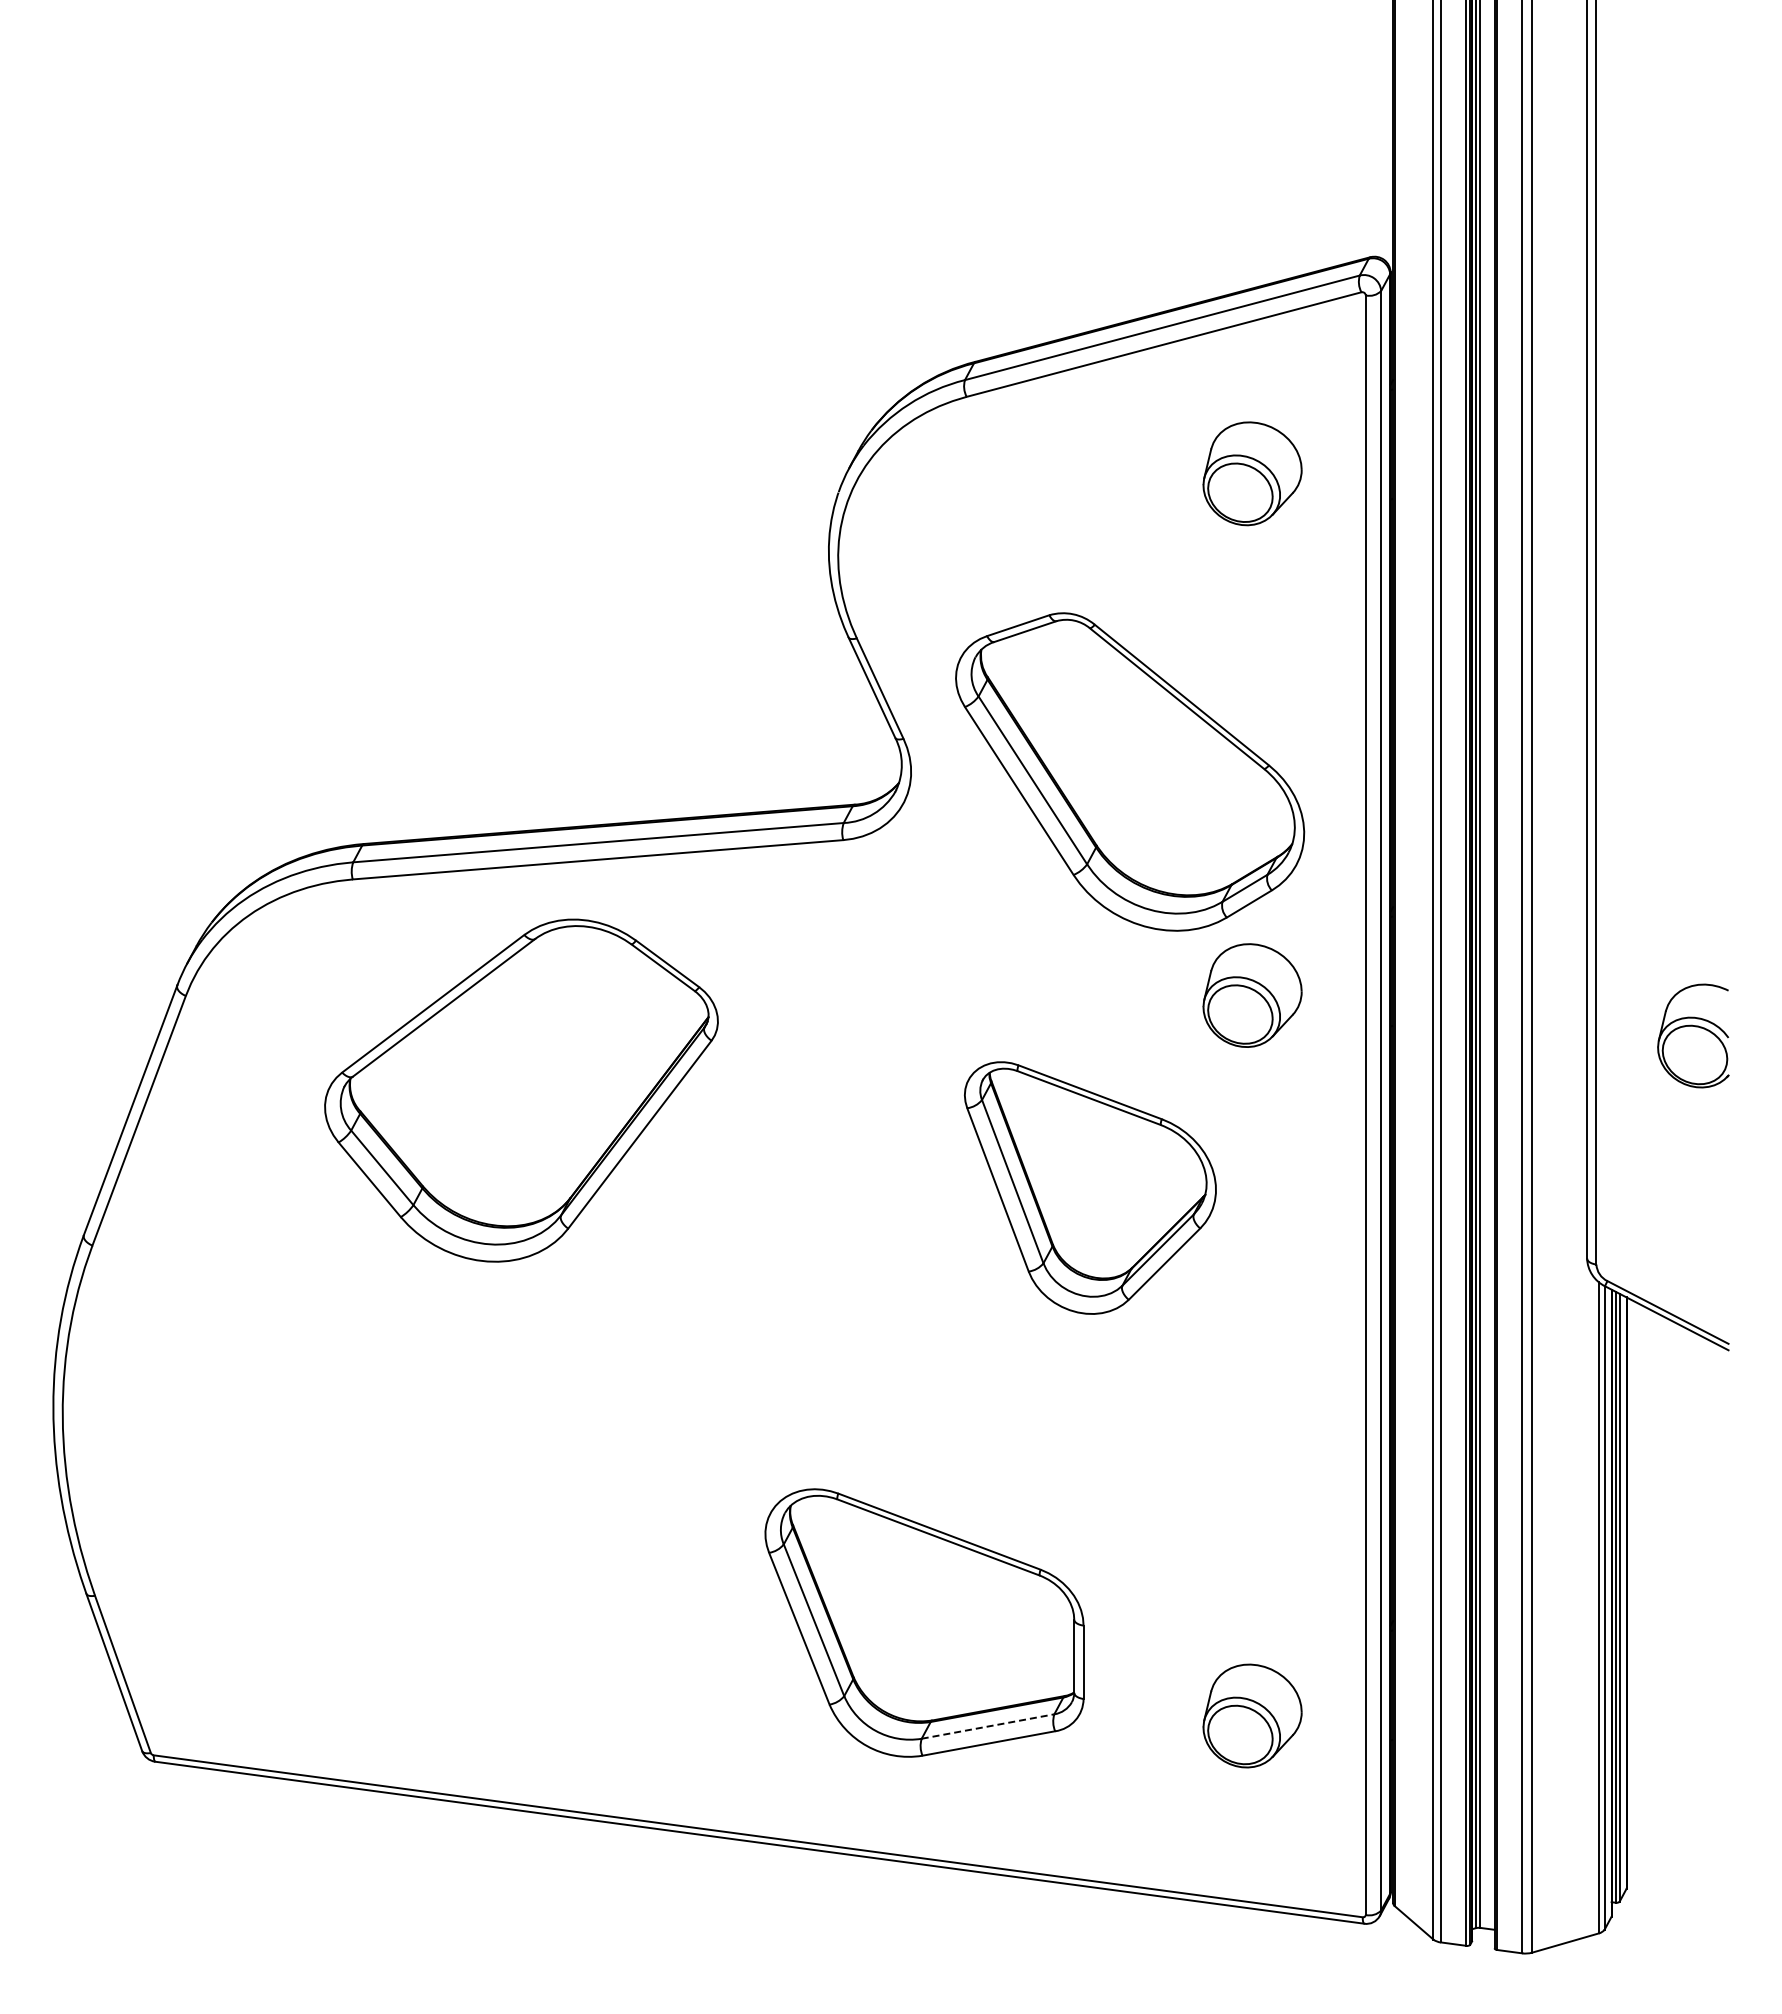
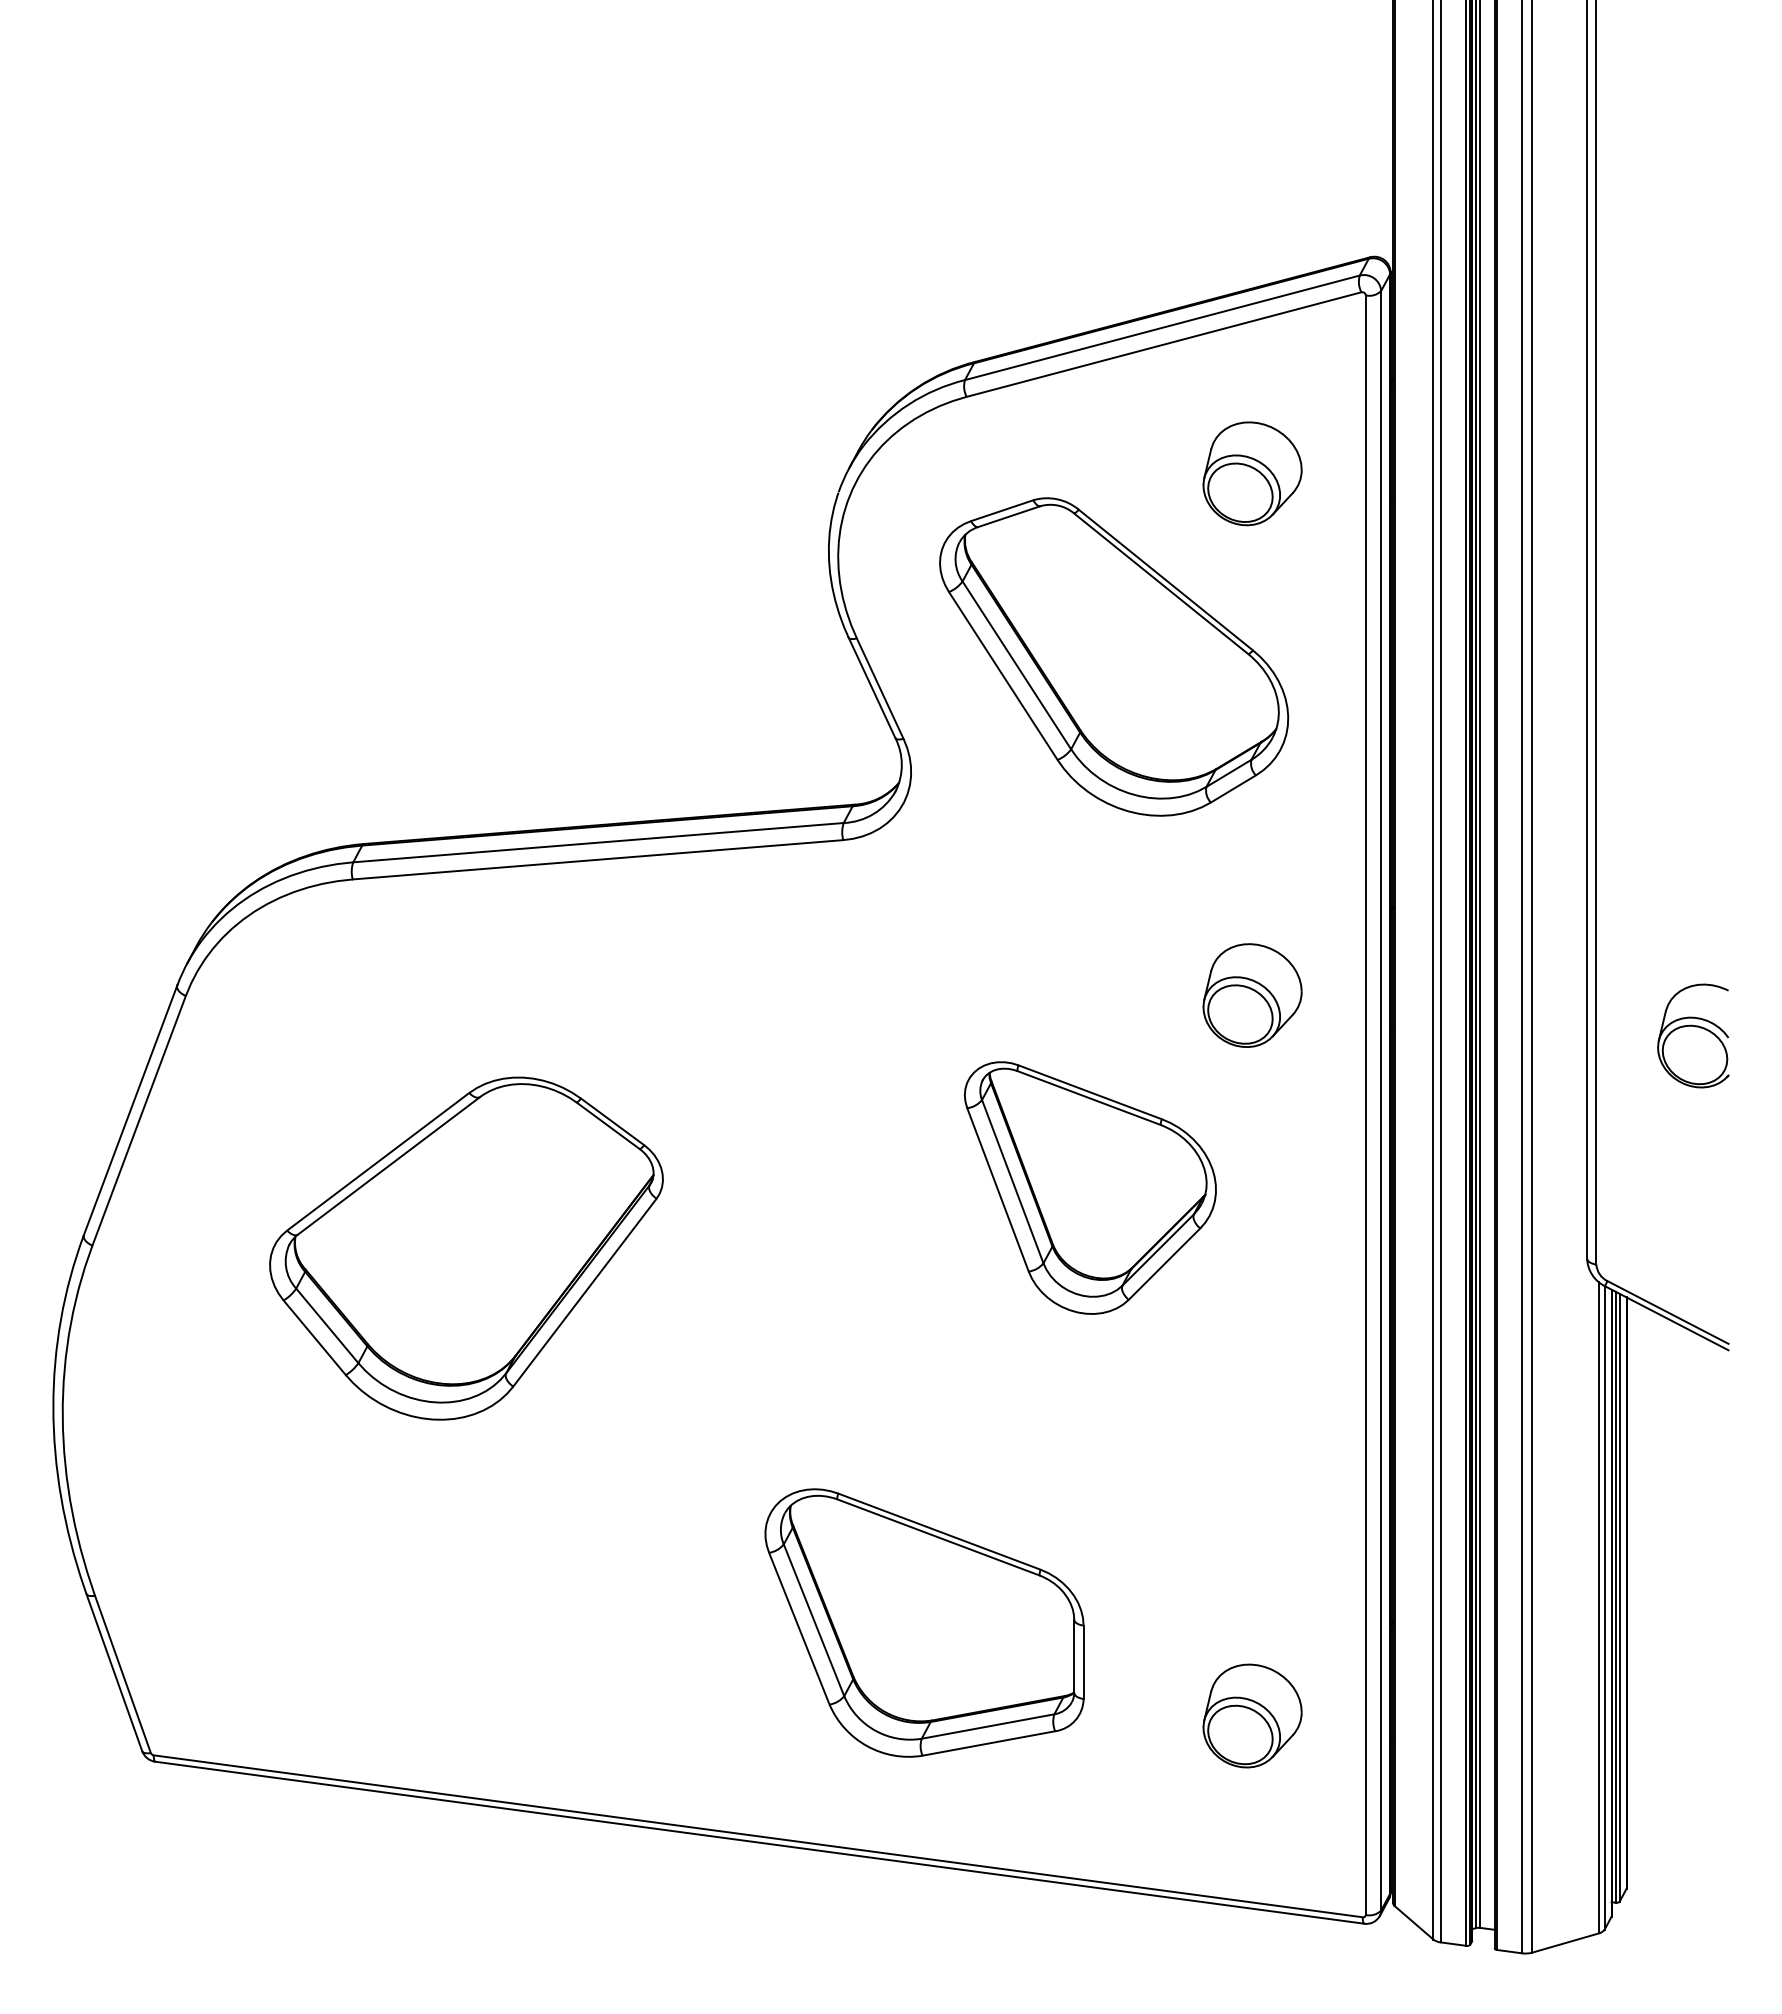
part position: (1130, 771) -> (1114, 656) (1114, 656)
part position: (521, 1090) -> (466, 1248) (466, 1248)
line: dashed -> solid (988, 1726)
